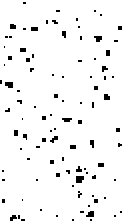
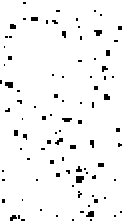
part position: (30, 28) -> (30, 18) (30, 18)
part position: (97, 38) -> (97, 32) (97, 32)
part: present -> none (26, 59)
part position: (46, 137) -> (51, 139) (51, 139)
